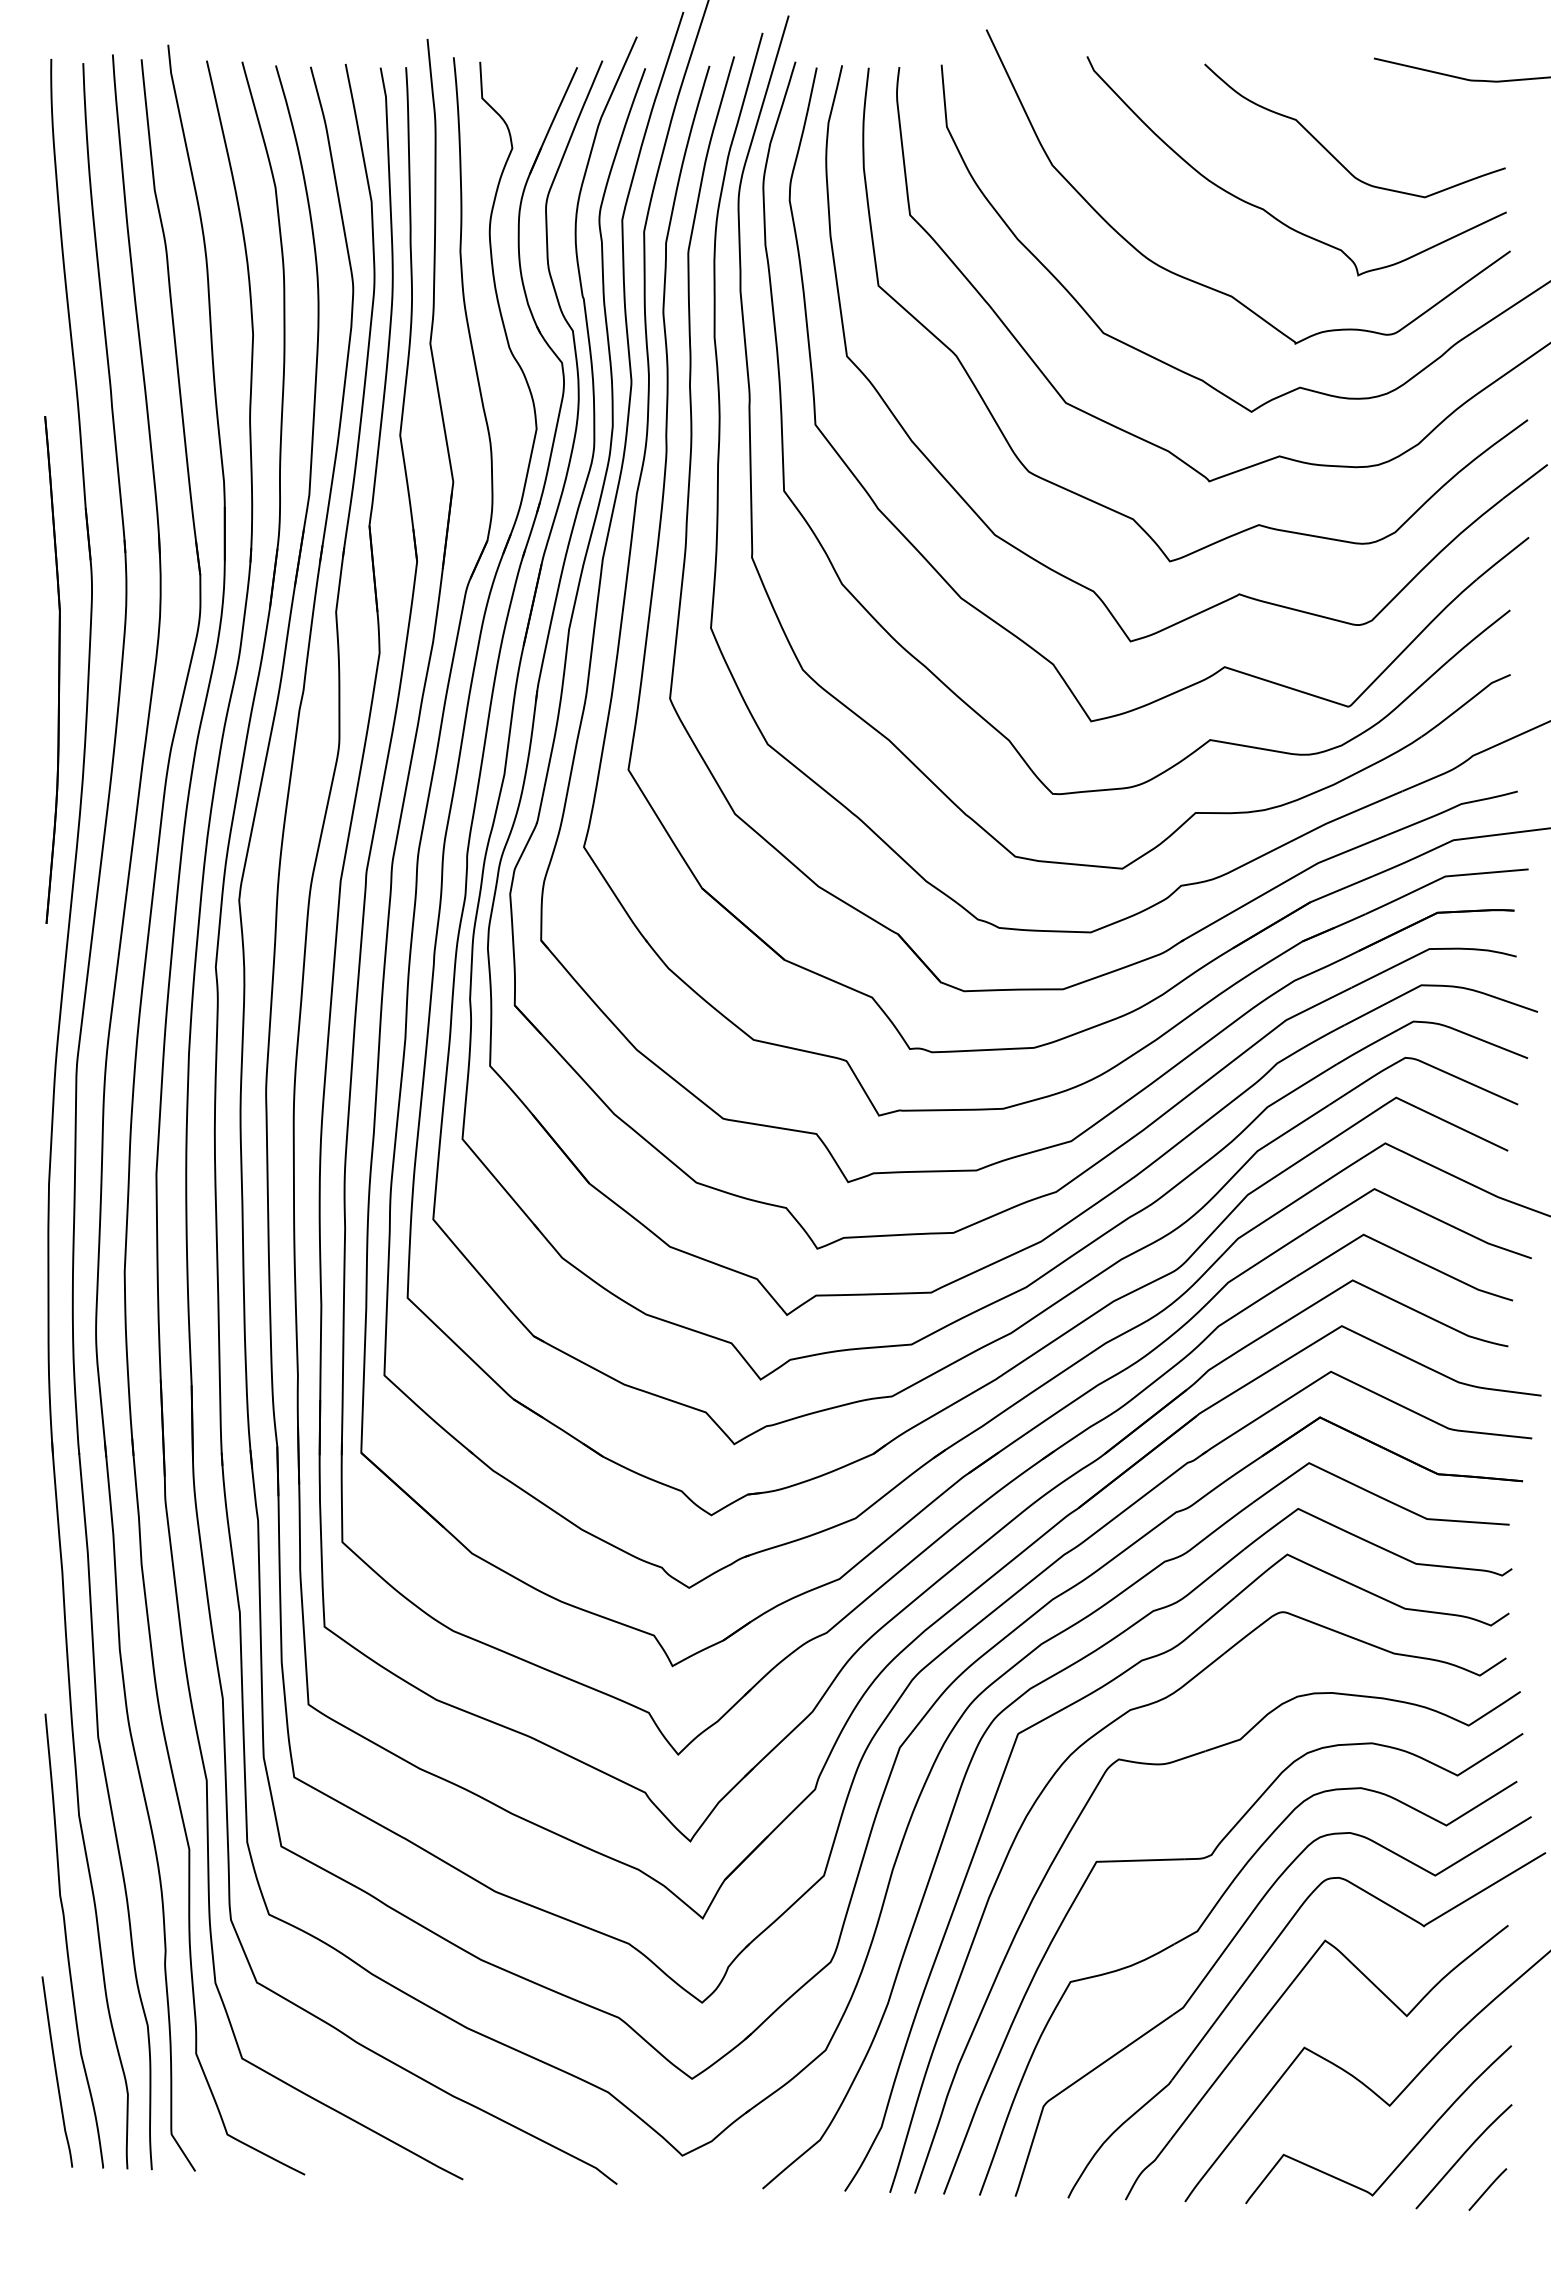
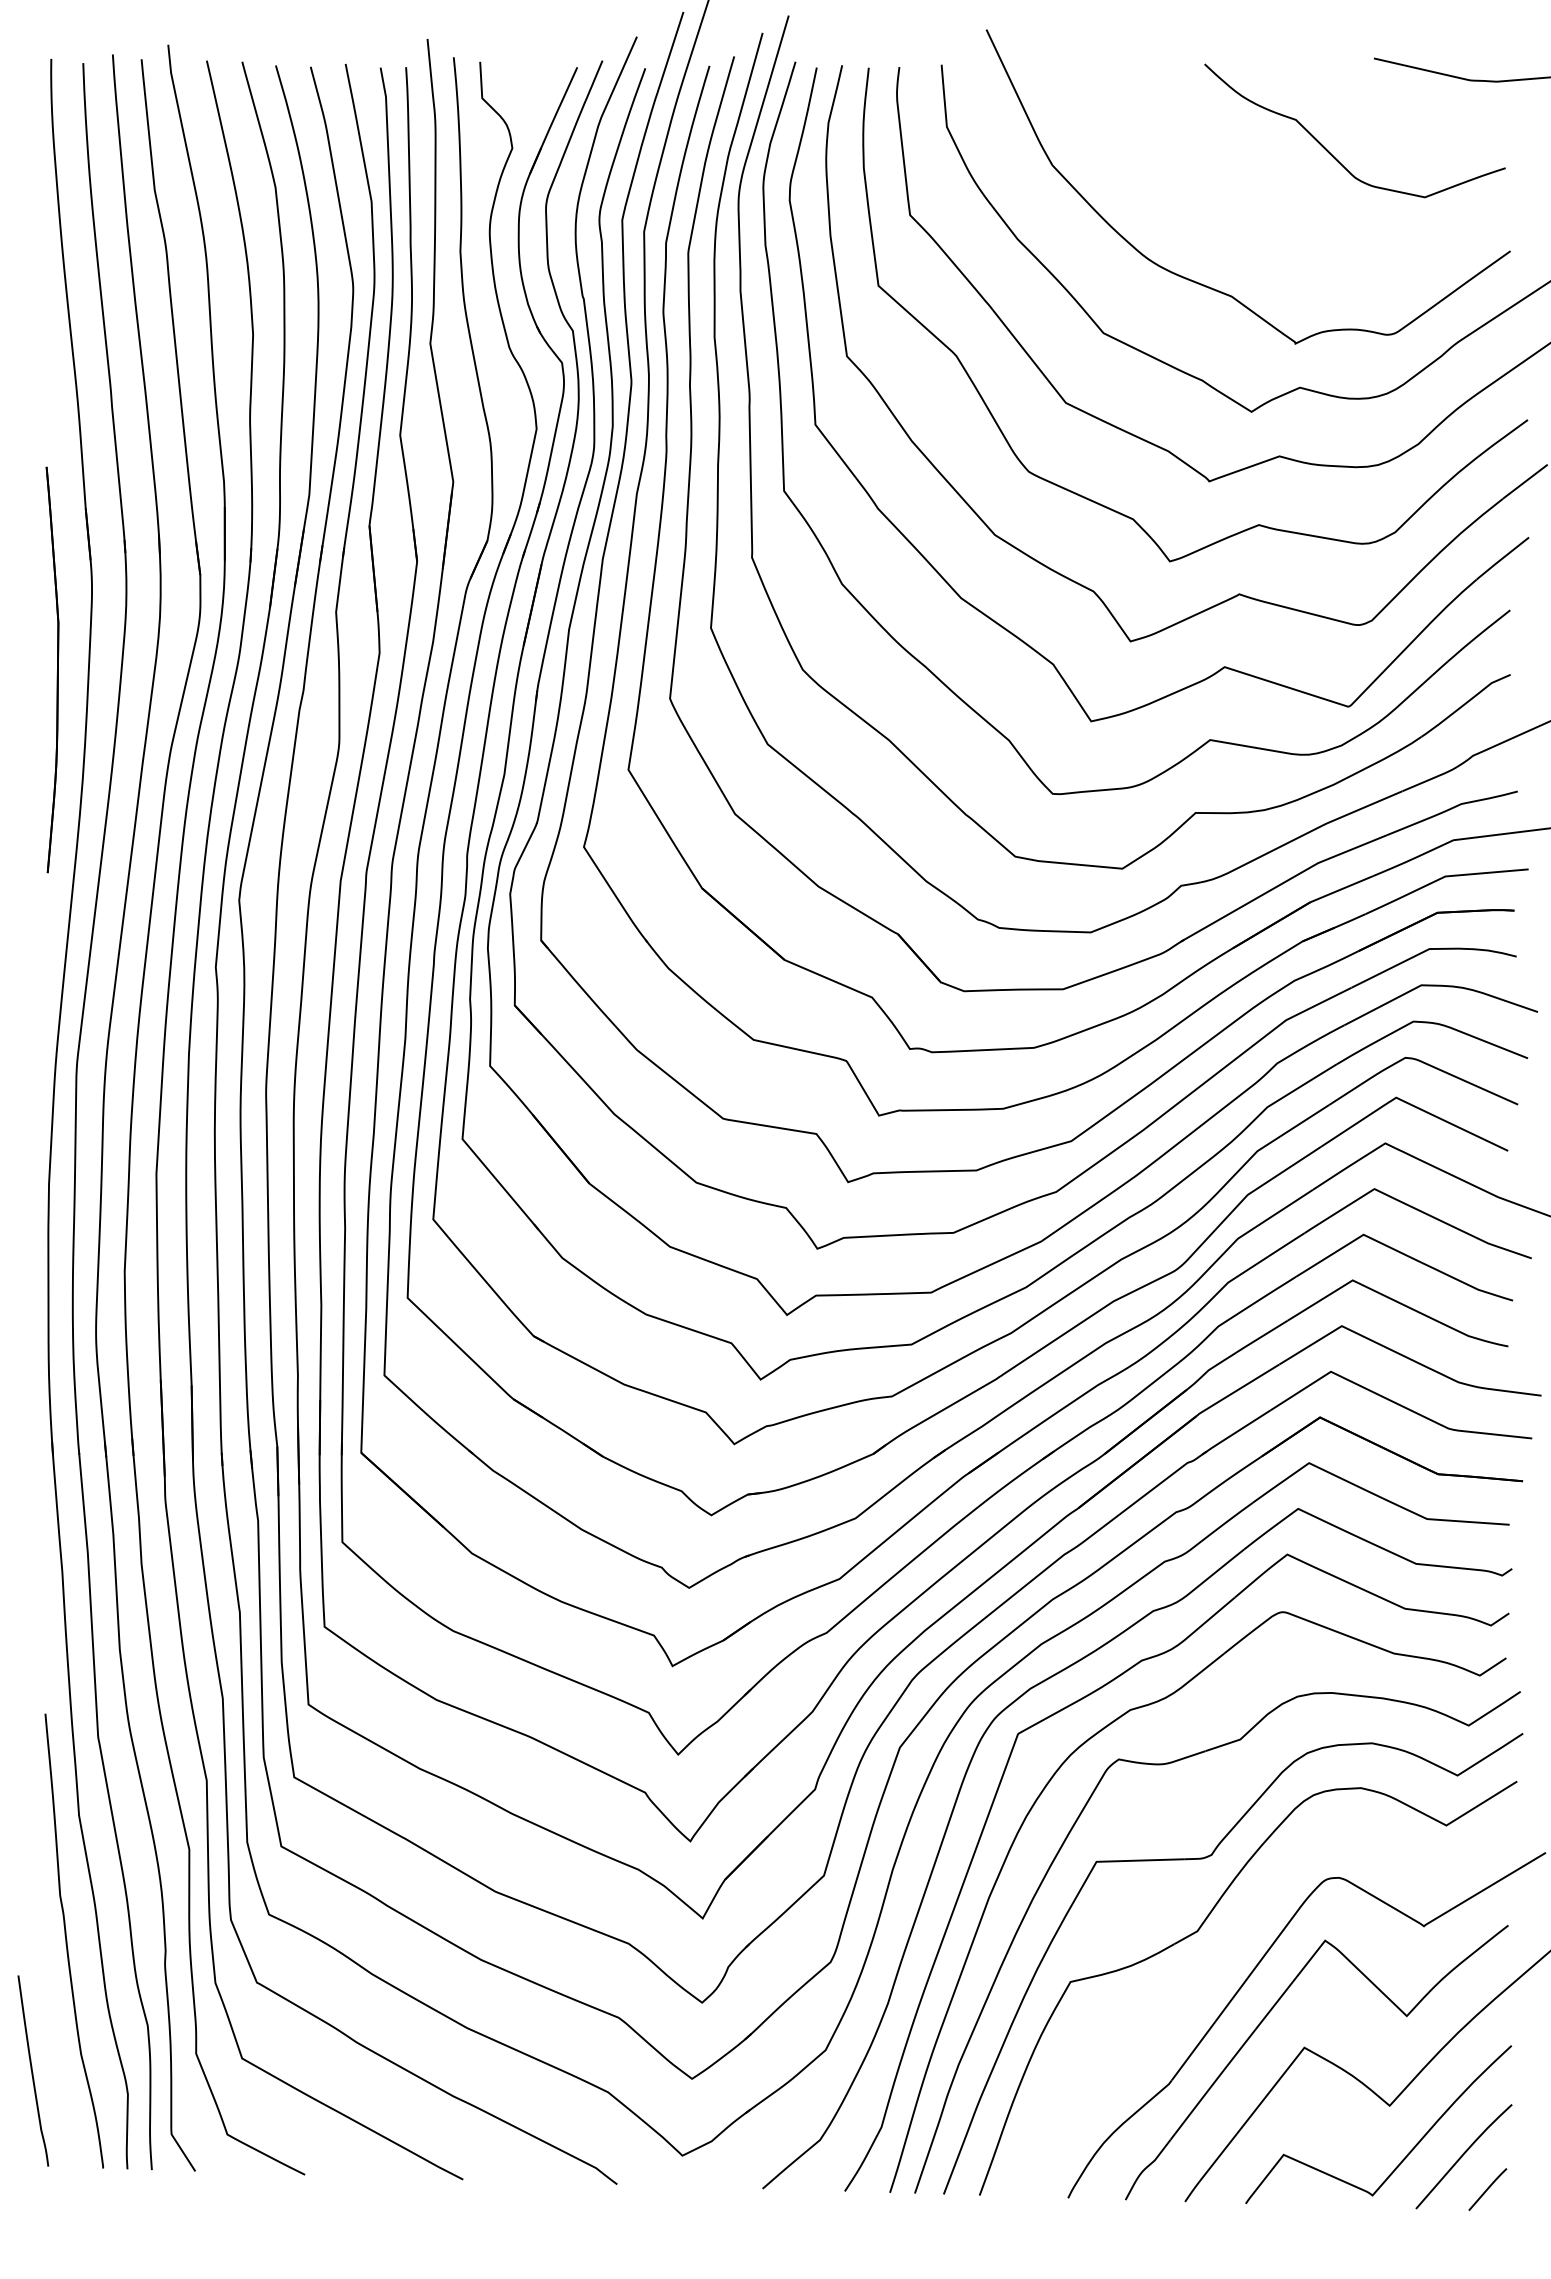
curve: present -> none (1265, 209)
part size: 17x508 px -> 15x408 px (52, 669)
part: present -> none (1217, 1962)
curve position: (56, 2071) -> (32, 2070) (32, 2070)
